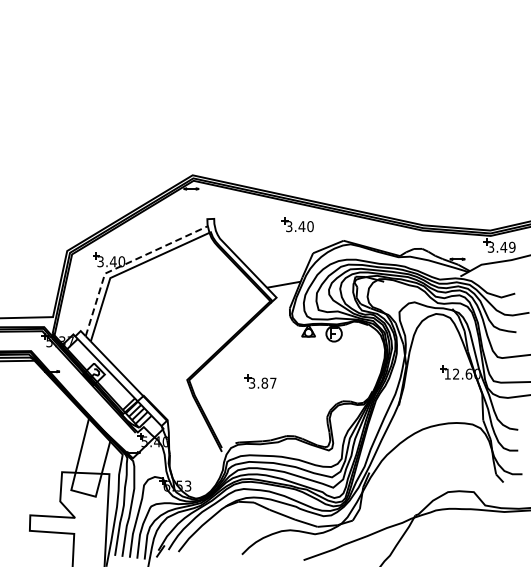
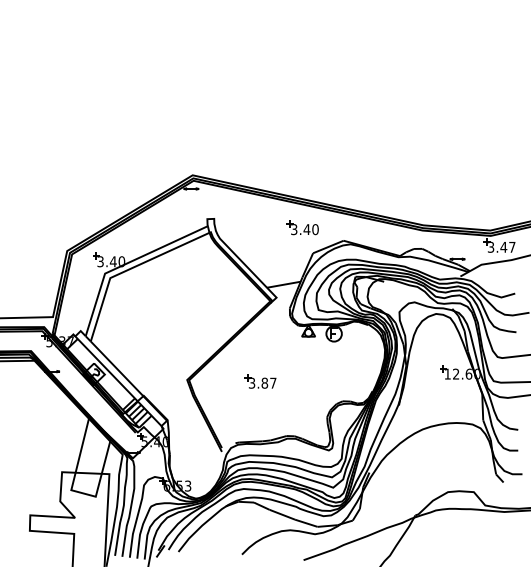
part position: (297, 224) -> (302, 227) (302, 227)
text: 3.49 -> 3.47 (512, 246)
line: dashed -> solid (126, 263)
